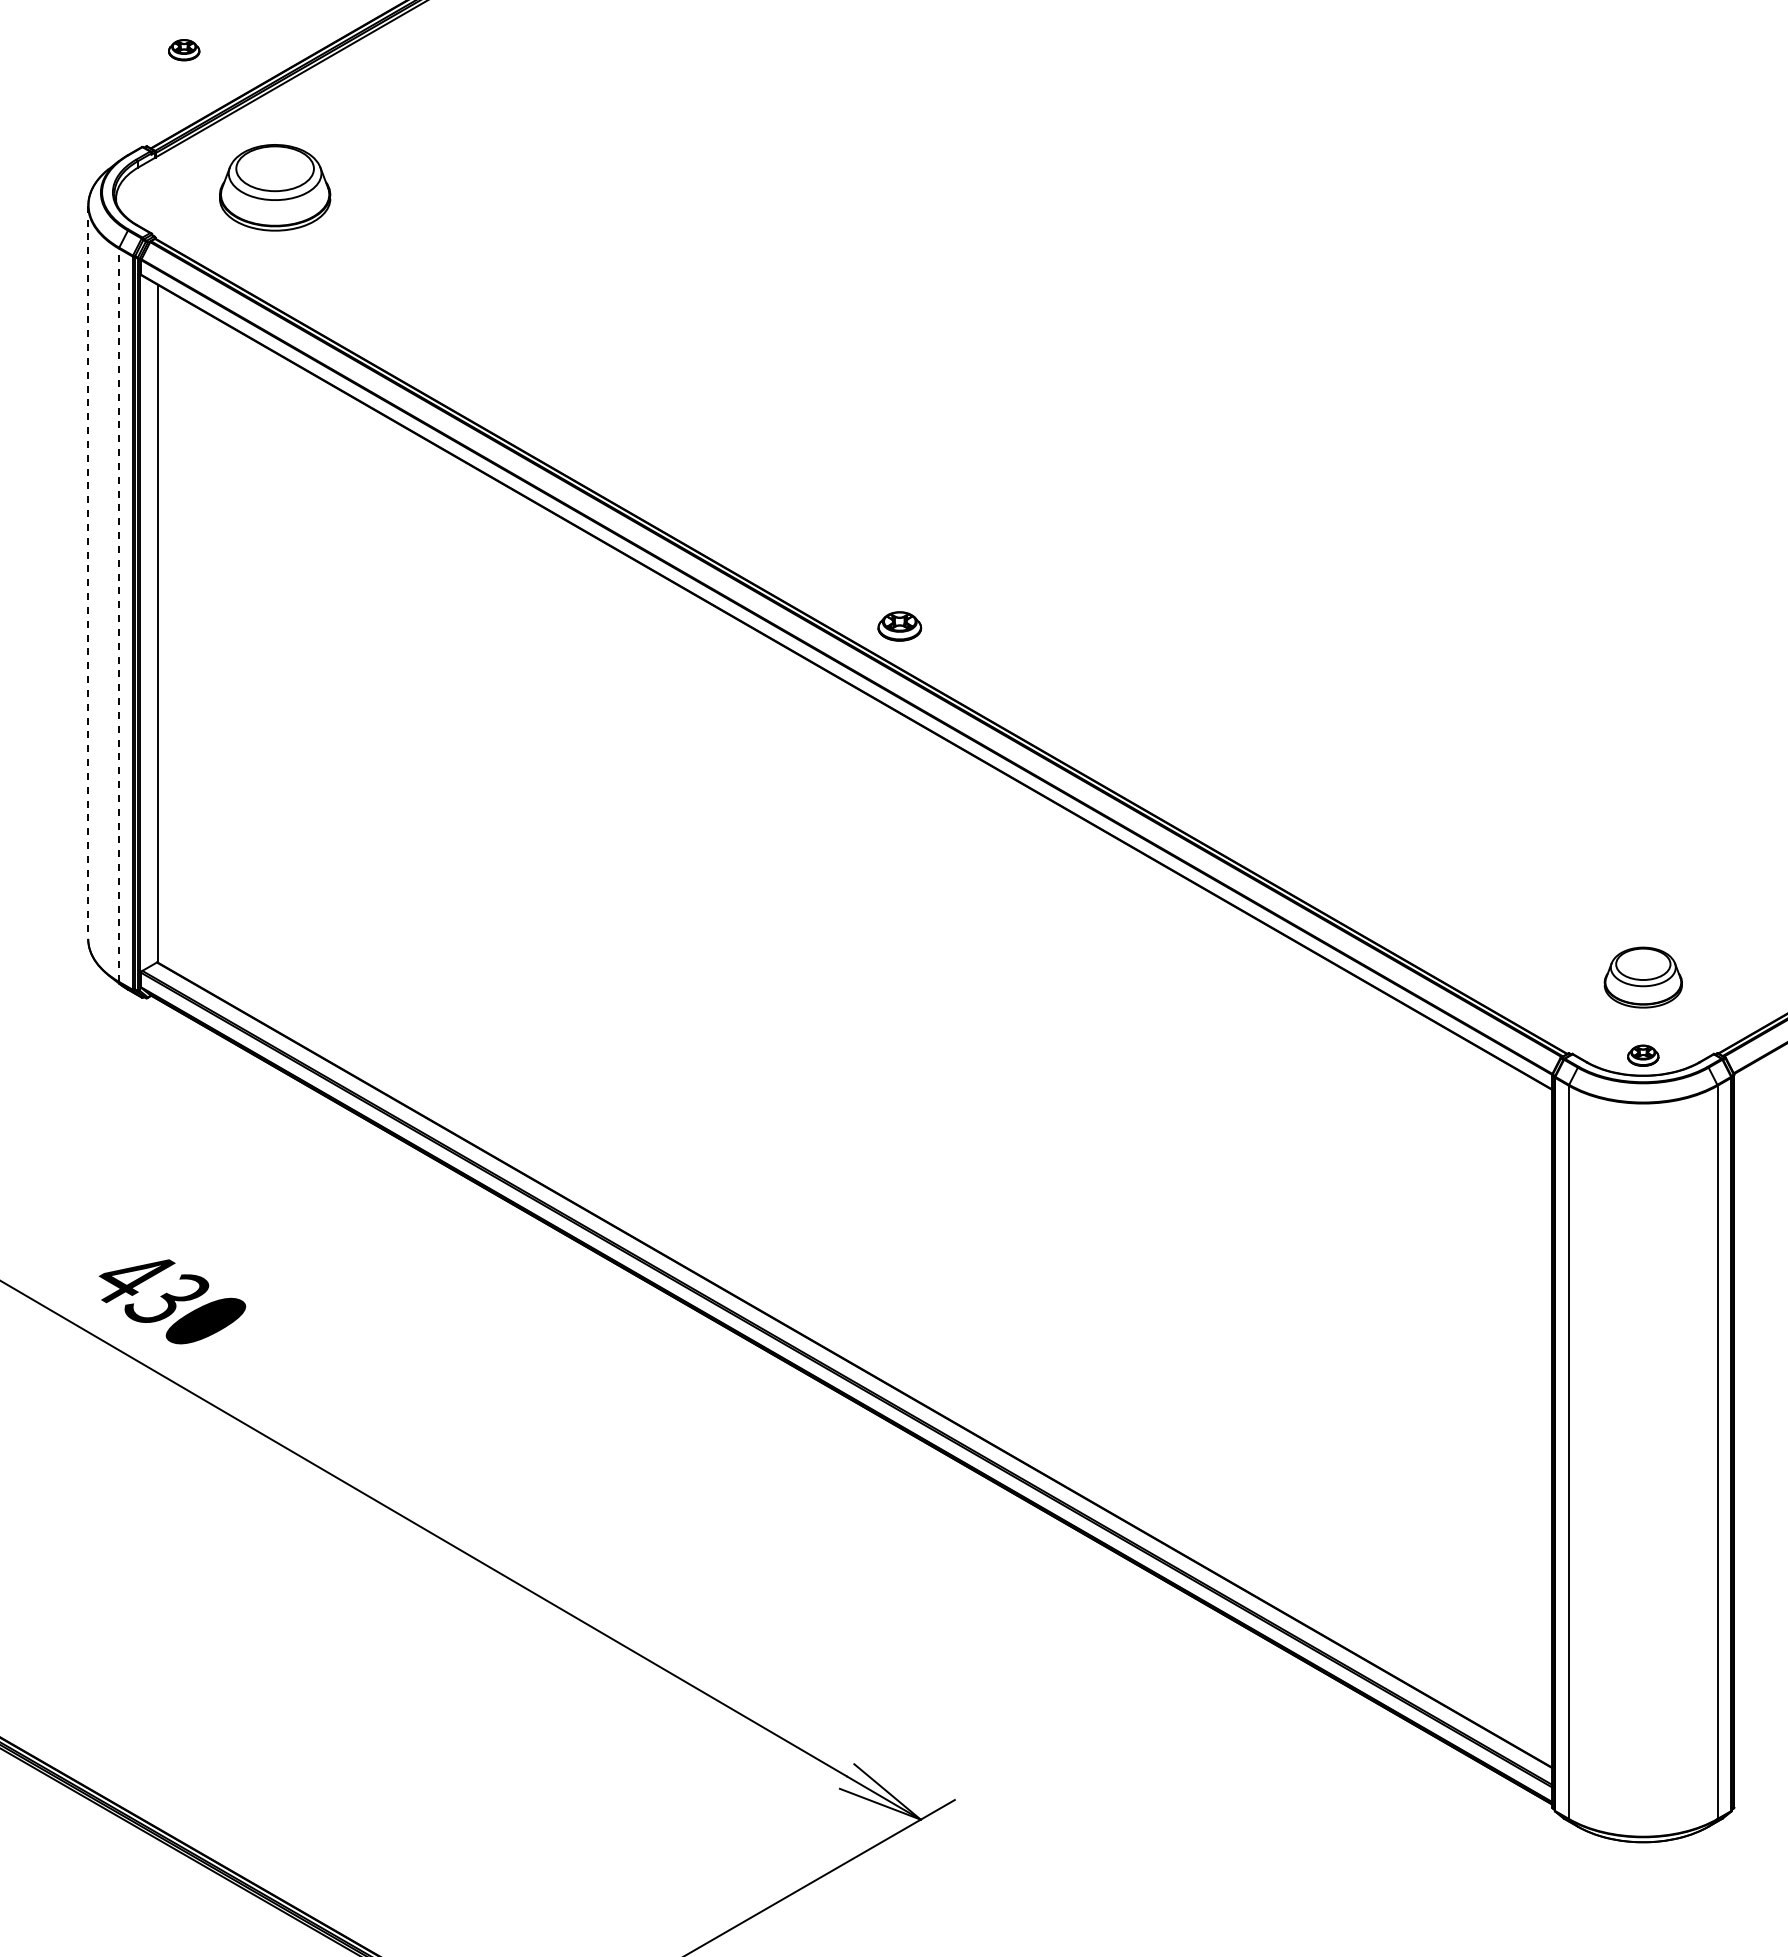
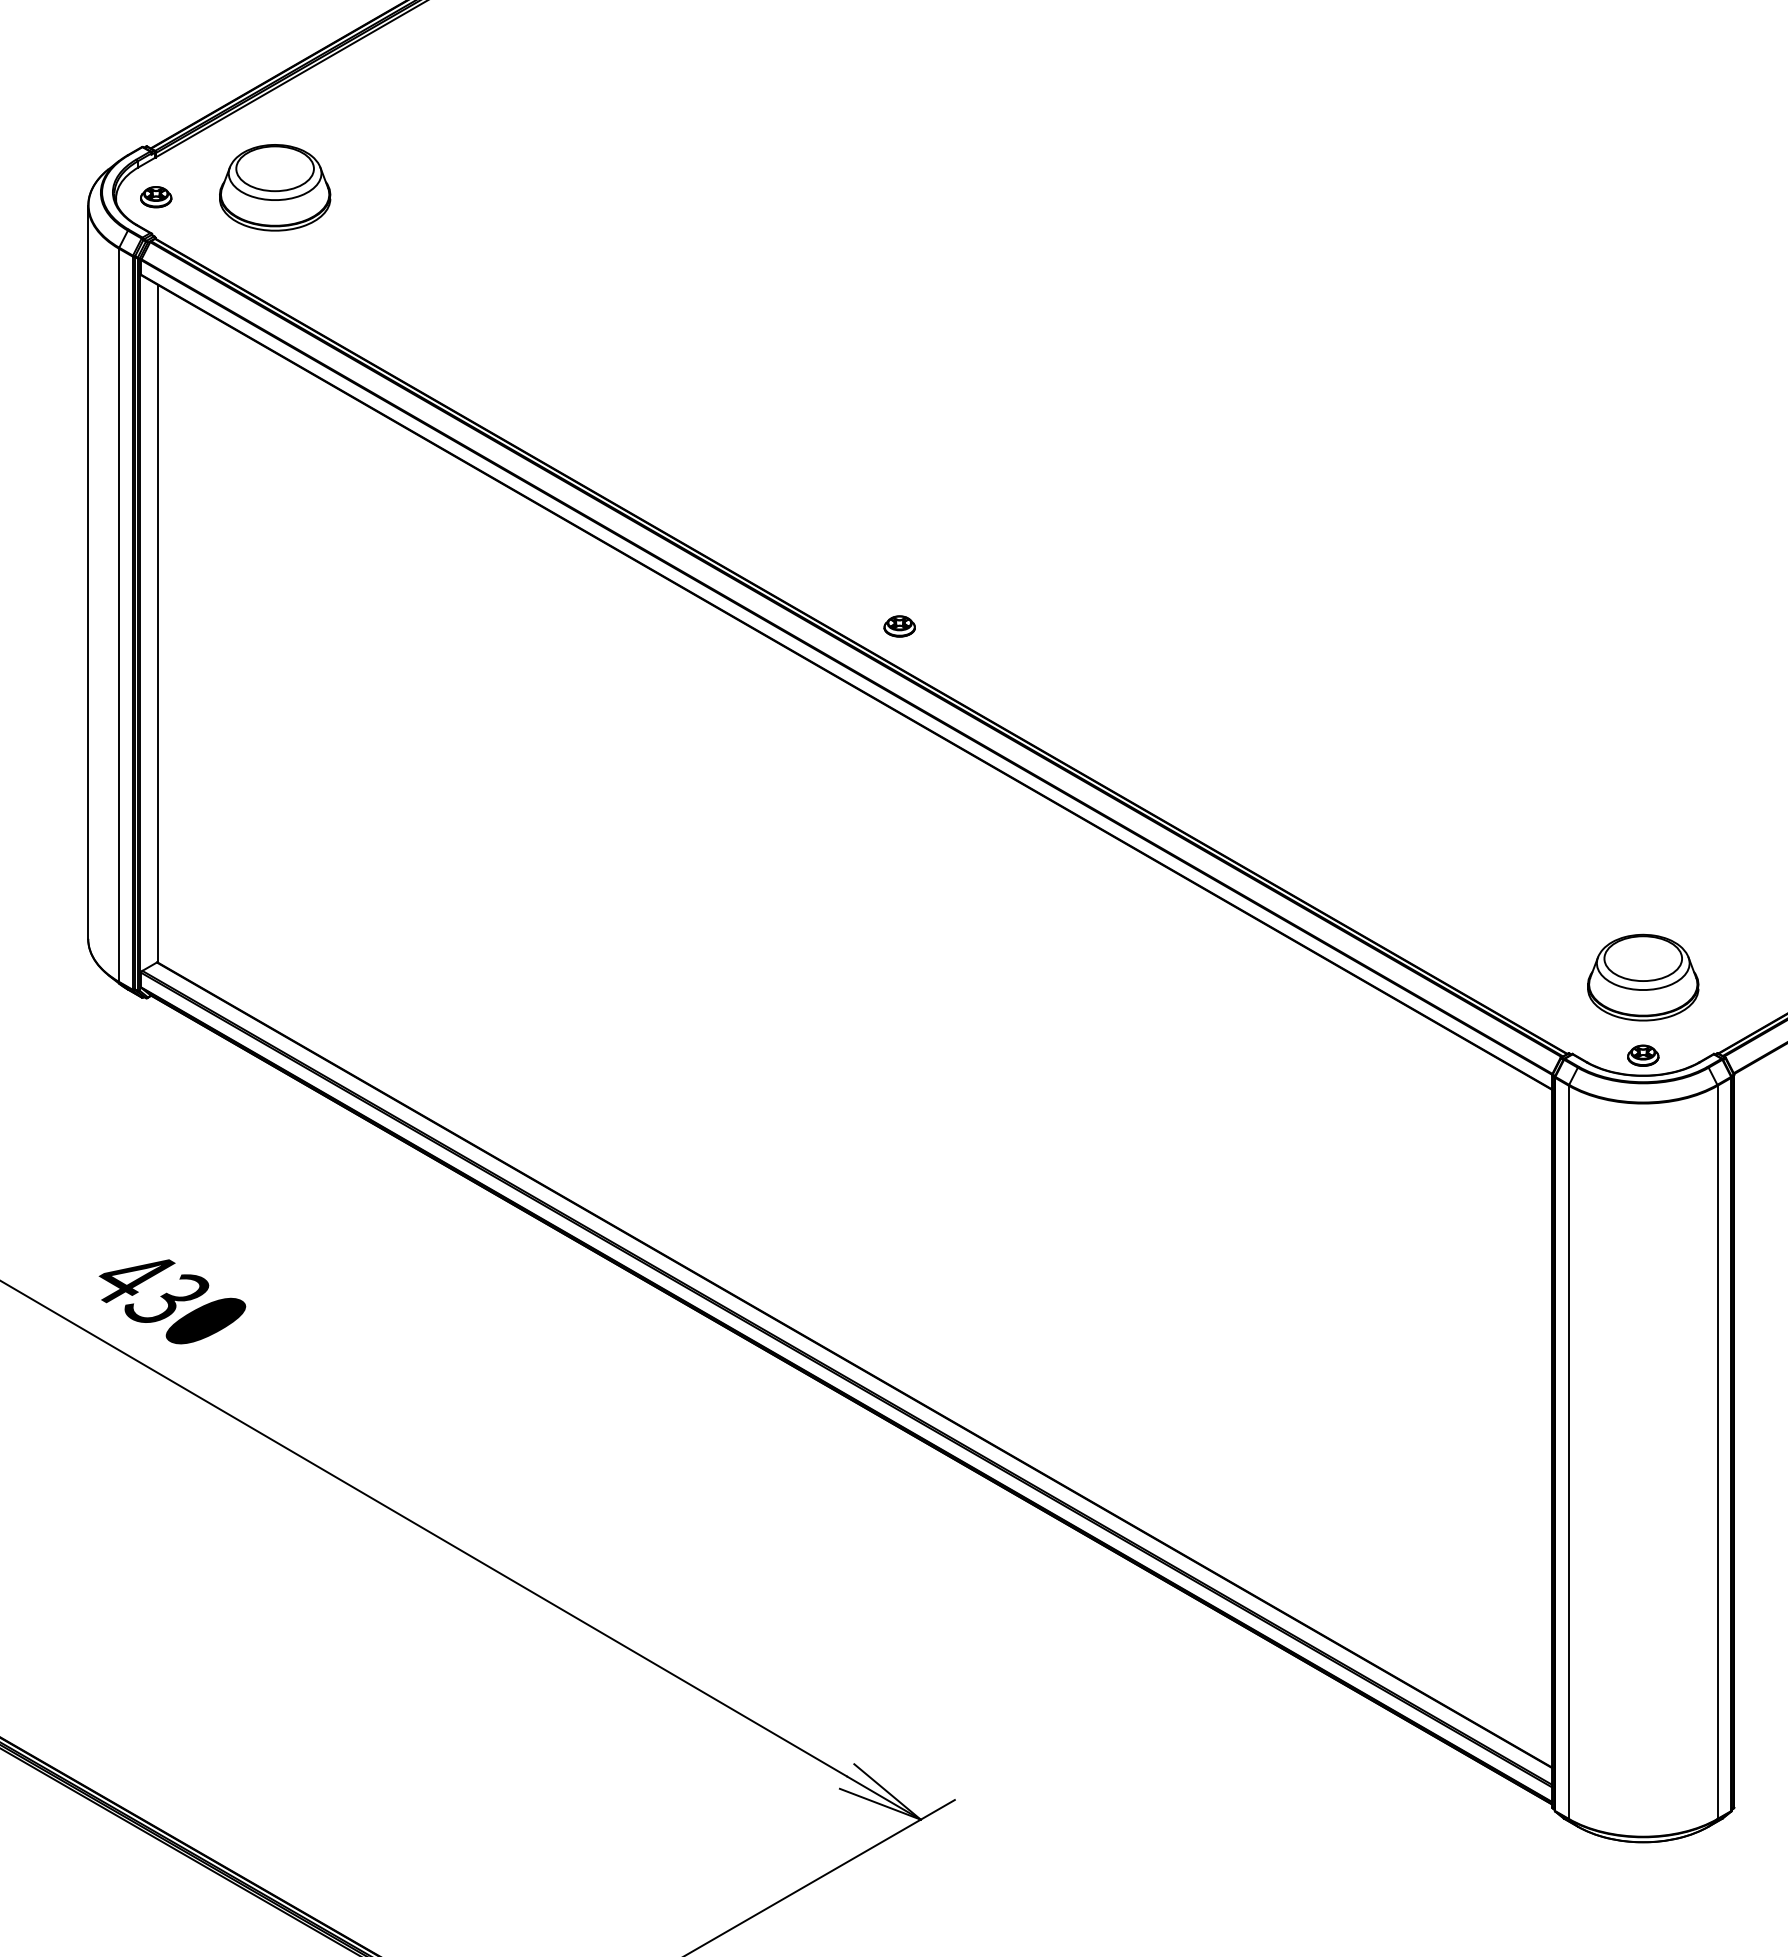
part position: (184, 50) -> (156, 197) (156, 197)
line: dashed -> solid (88, 572)
line: dashed -> solid (118, 615)
part size: 46x31 px -> 33x23 px (899, 626)
part size: 80x63 px -> 113x89 px (1643, 977)
